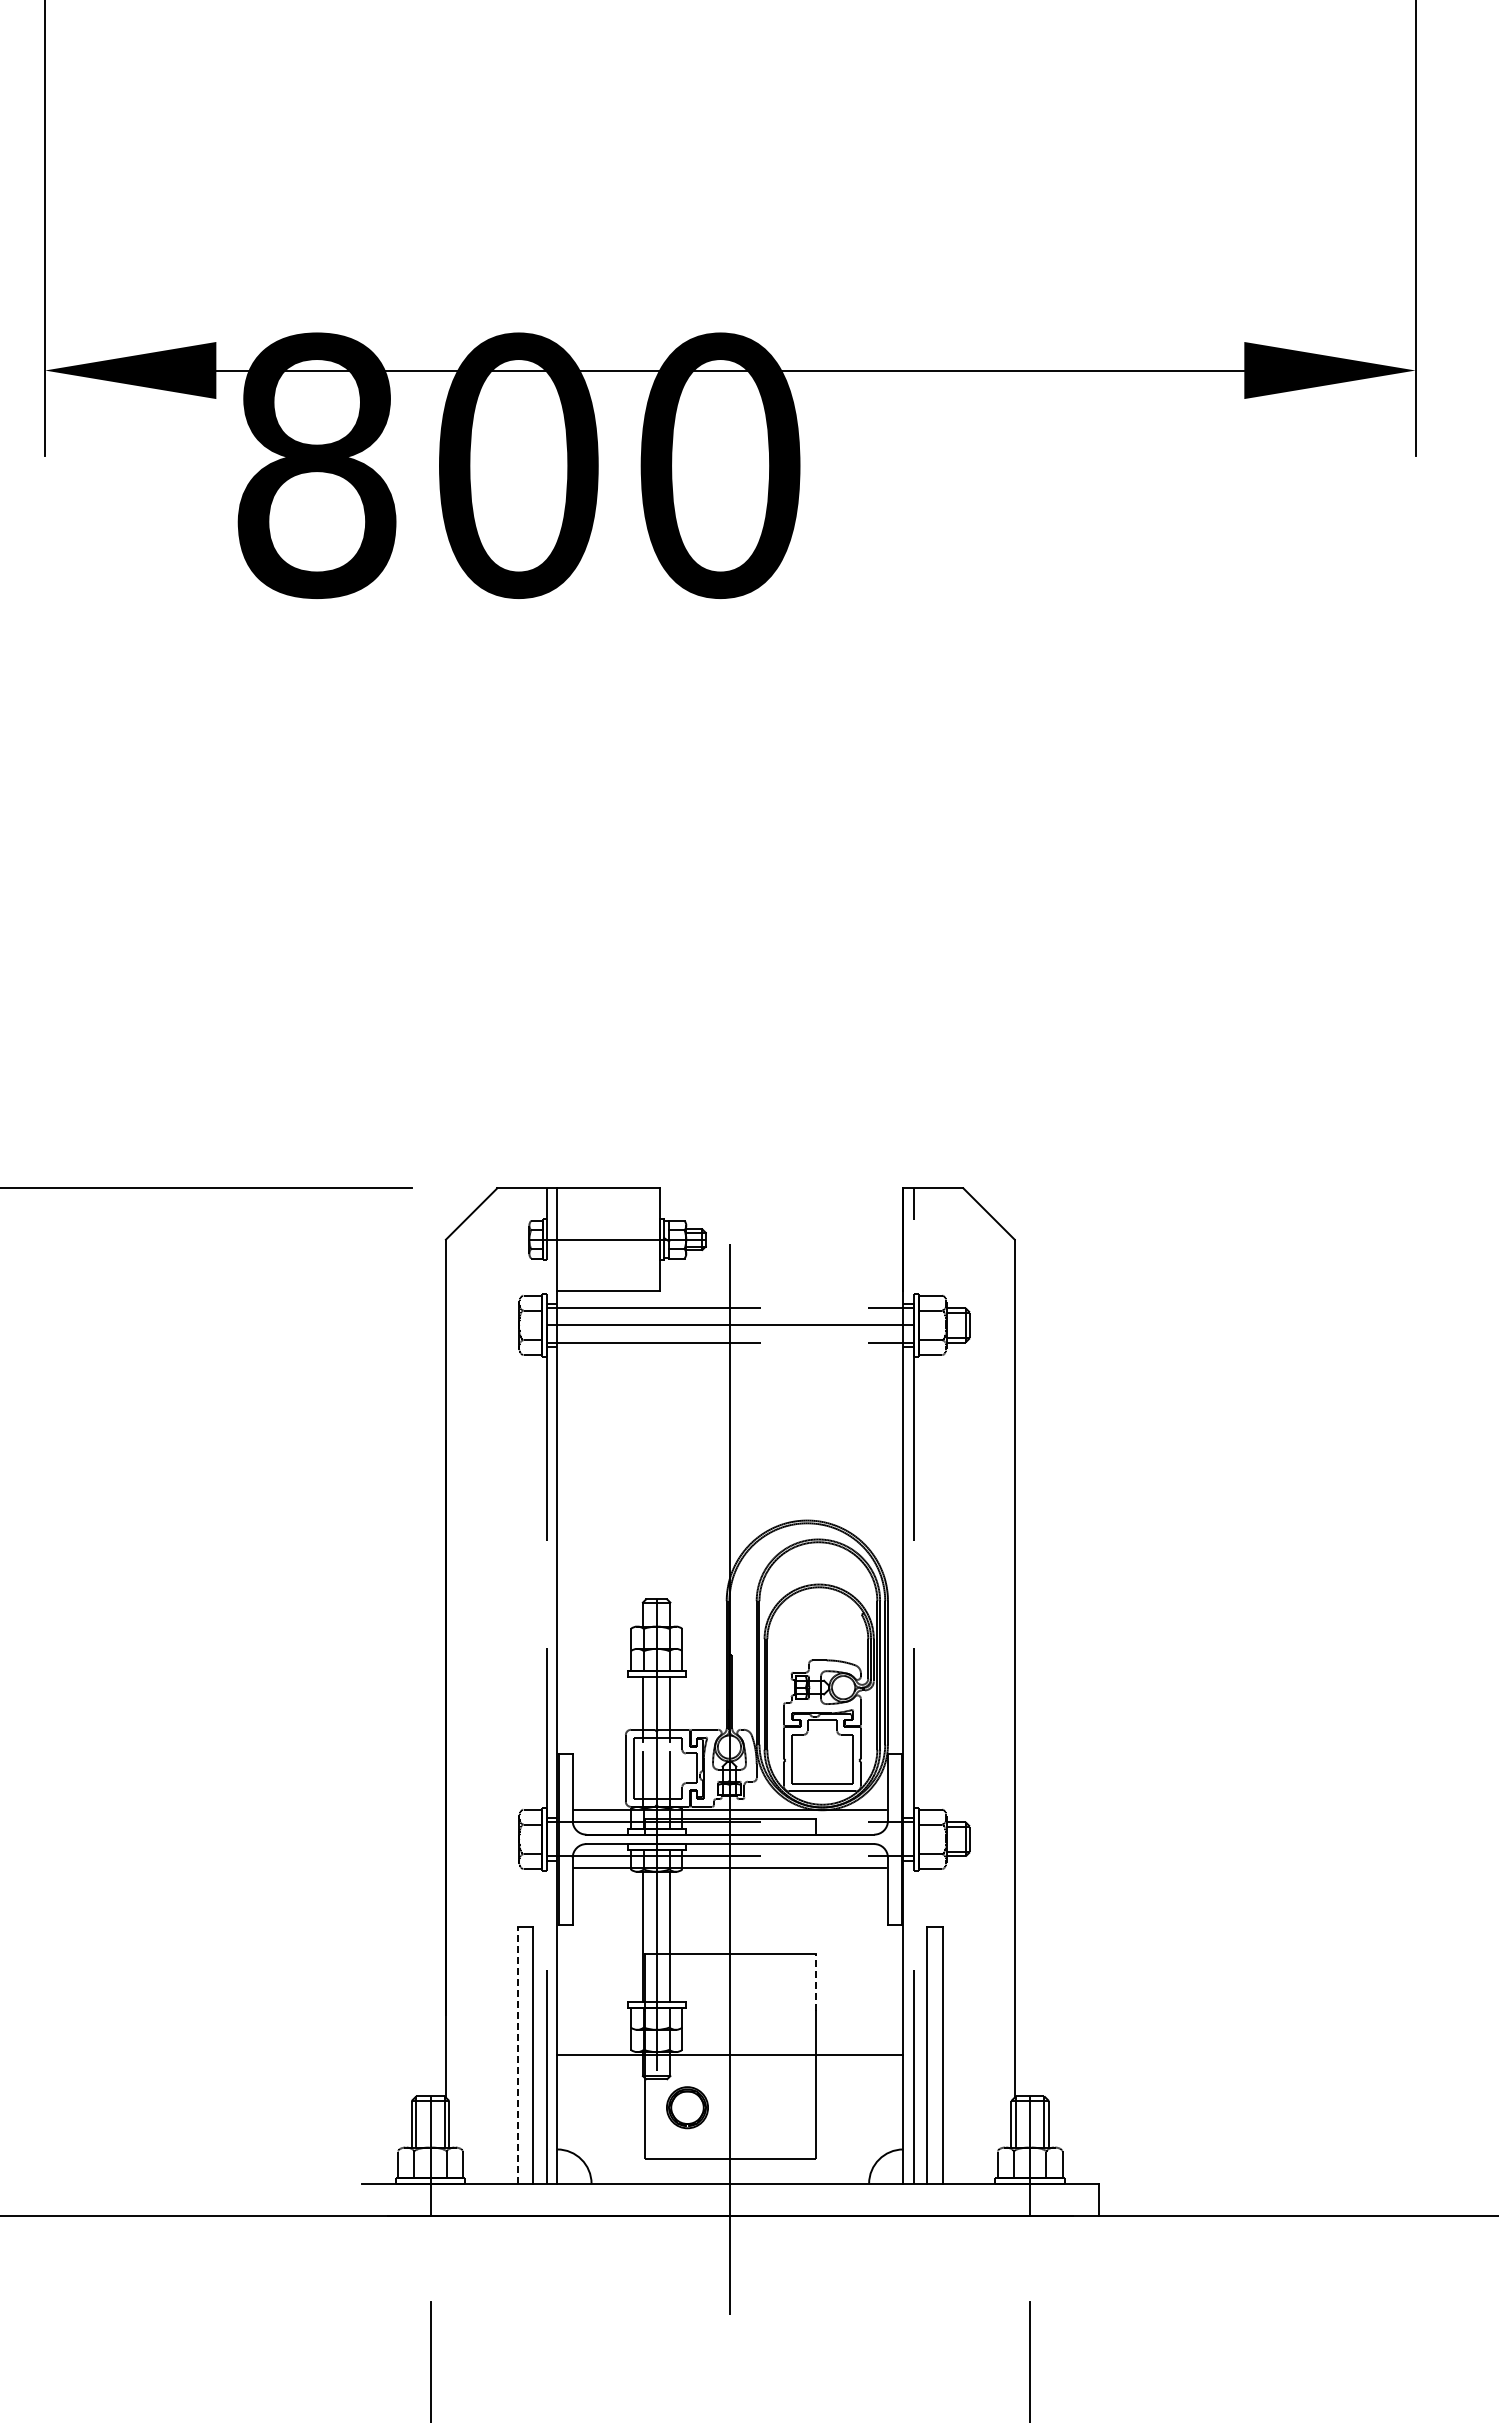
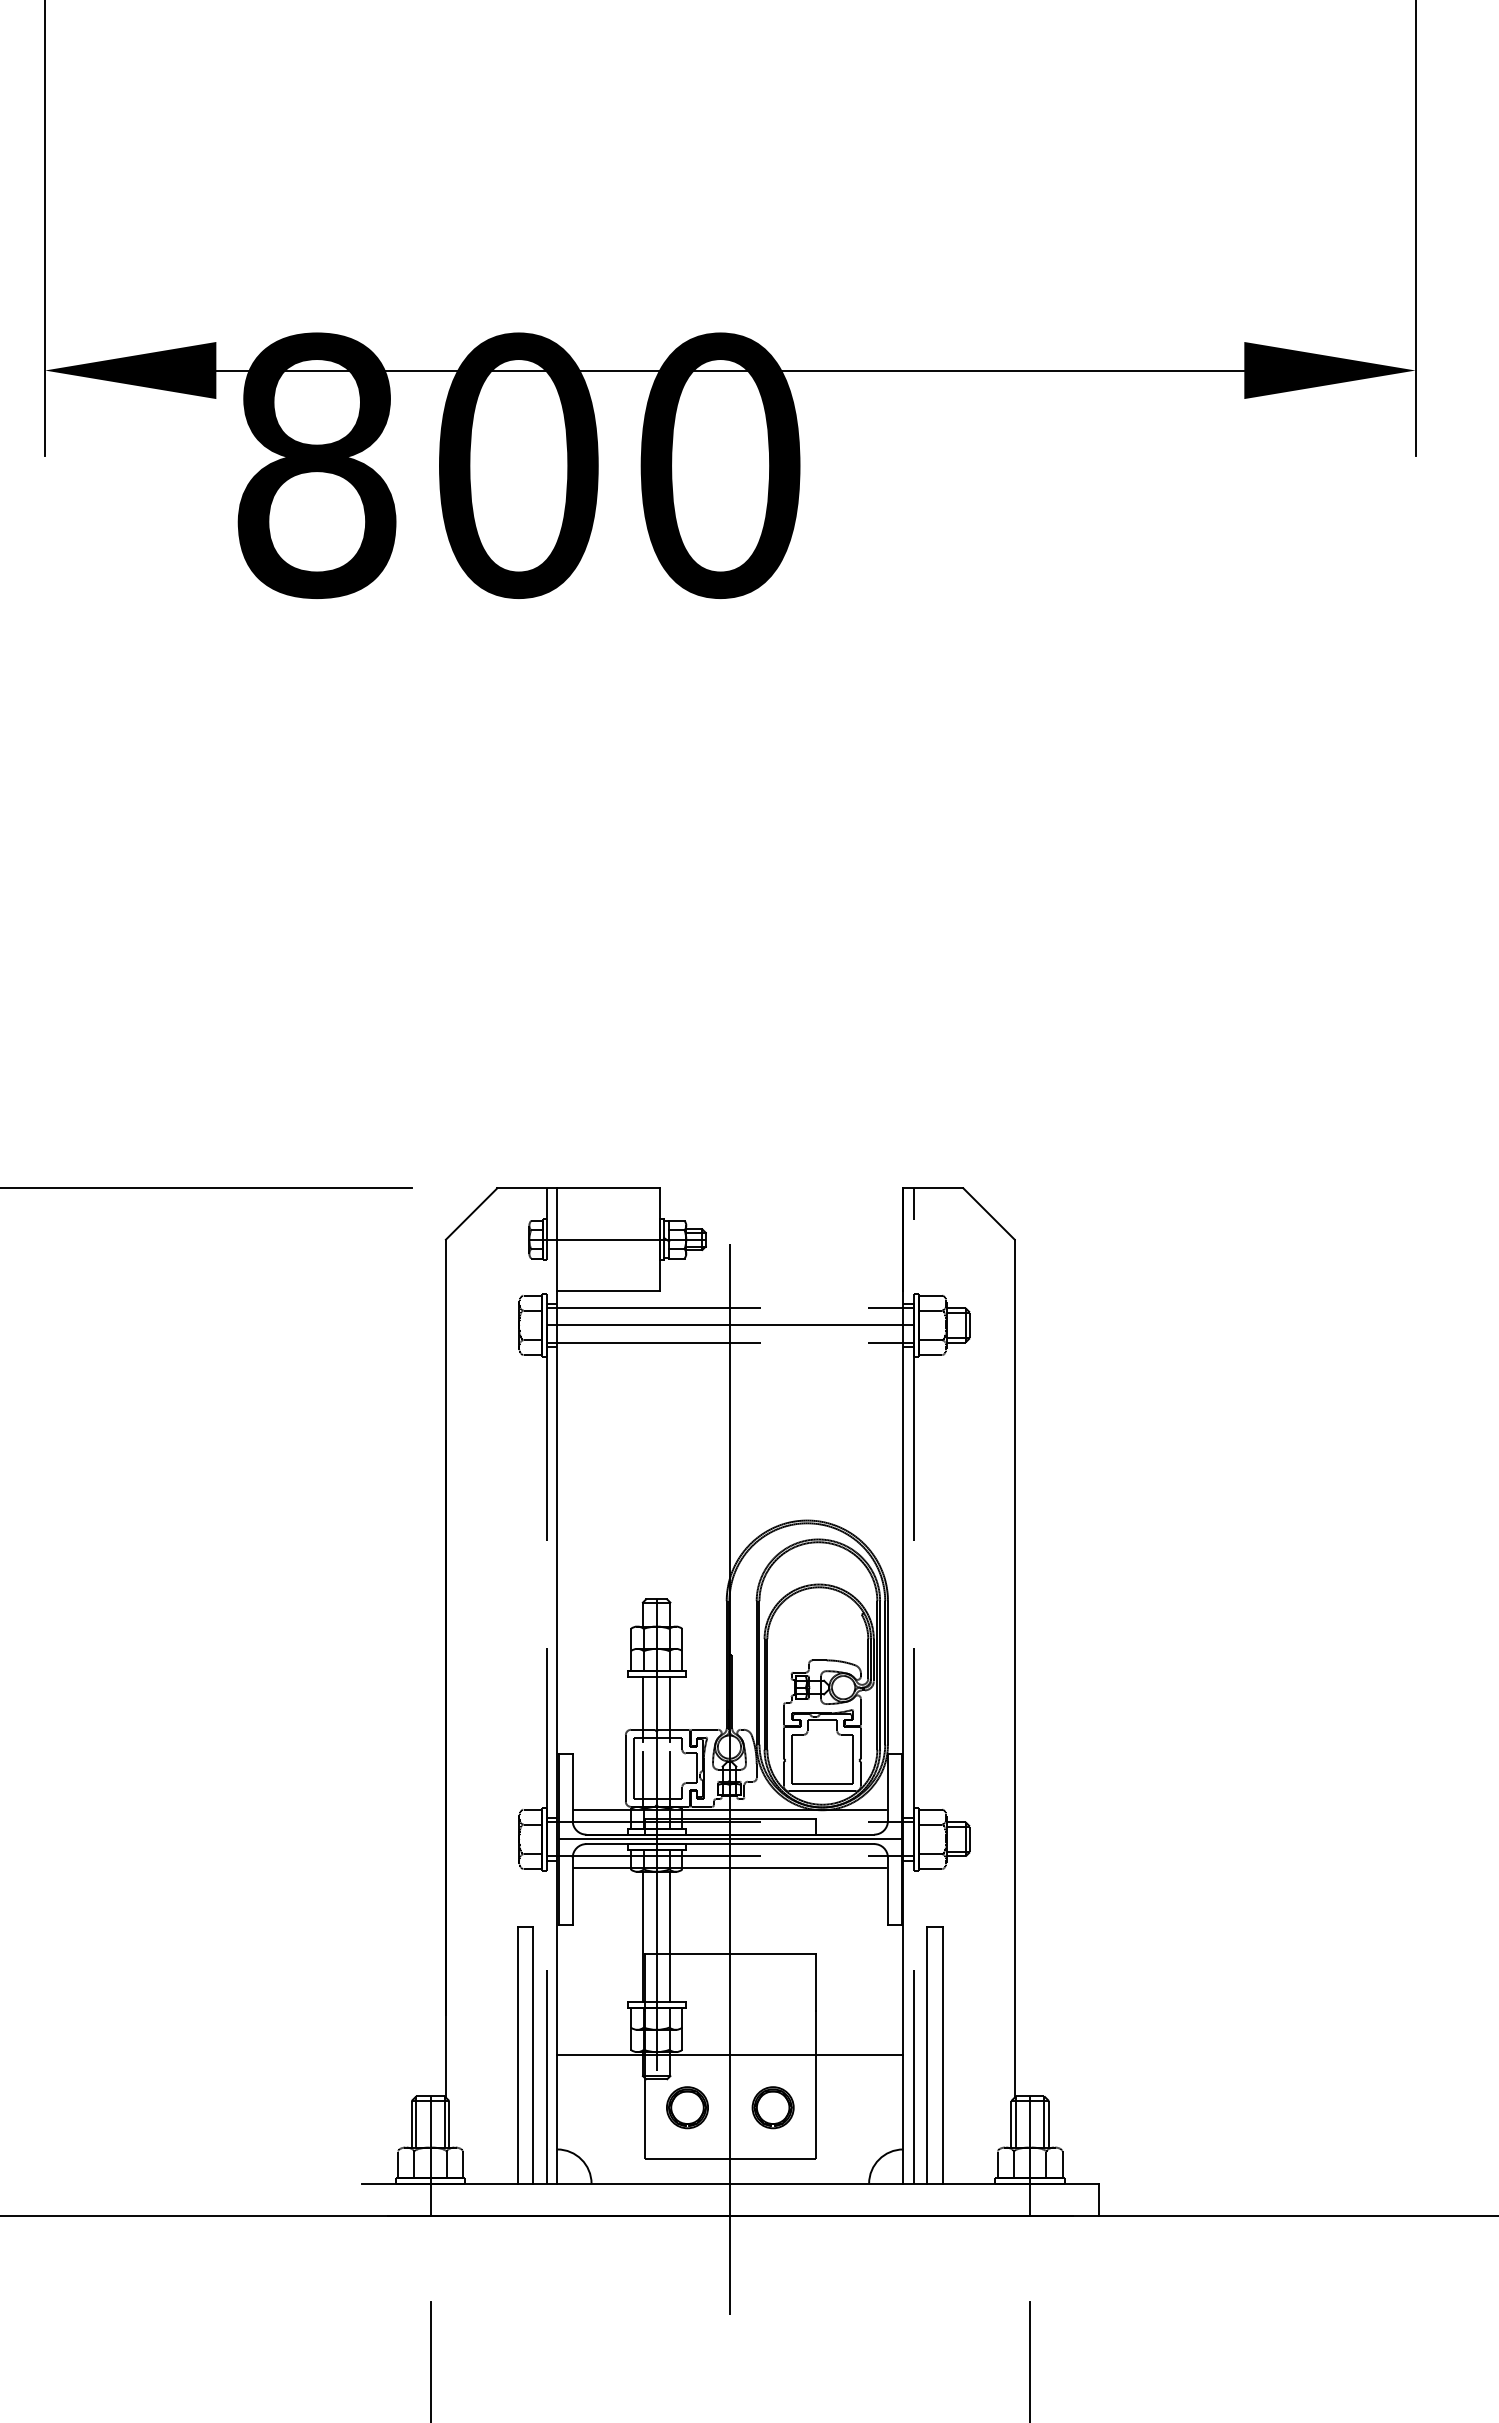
line: none -> present (730, 1839)
line: dashed -> solid (816, 1982)
line: dashed -> solid (517, 2054)
part: none -> present (772, 2107)
